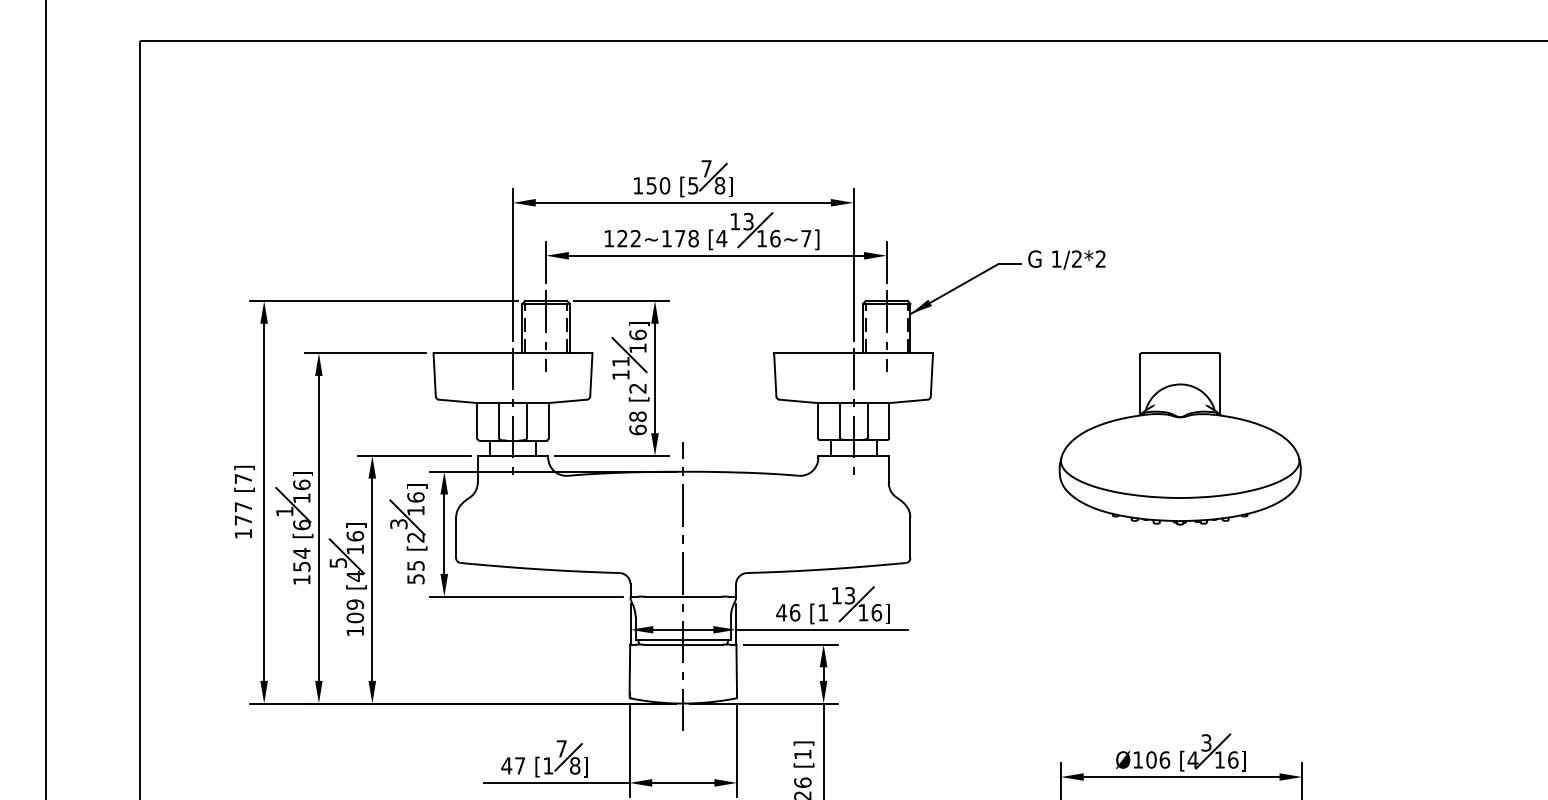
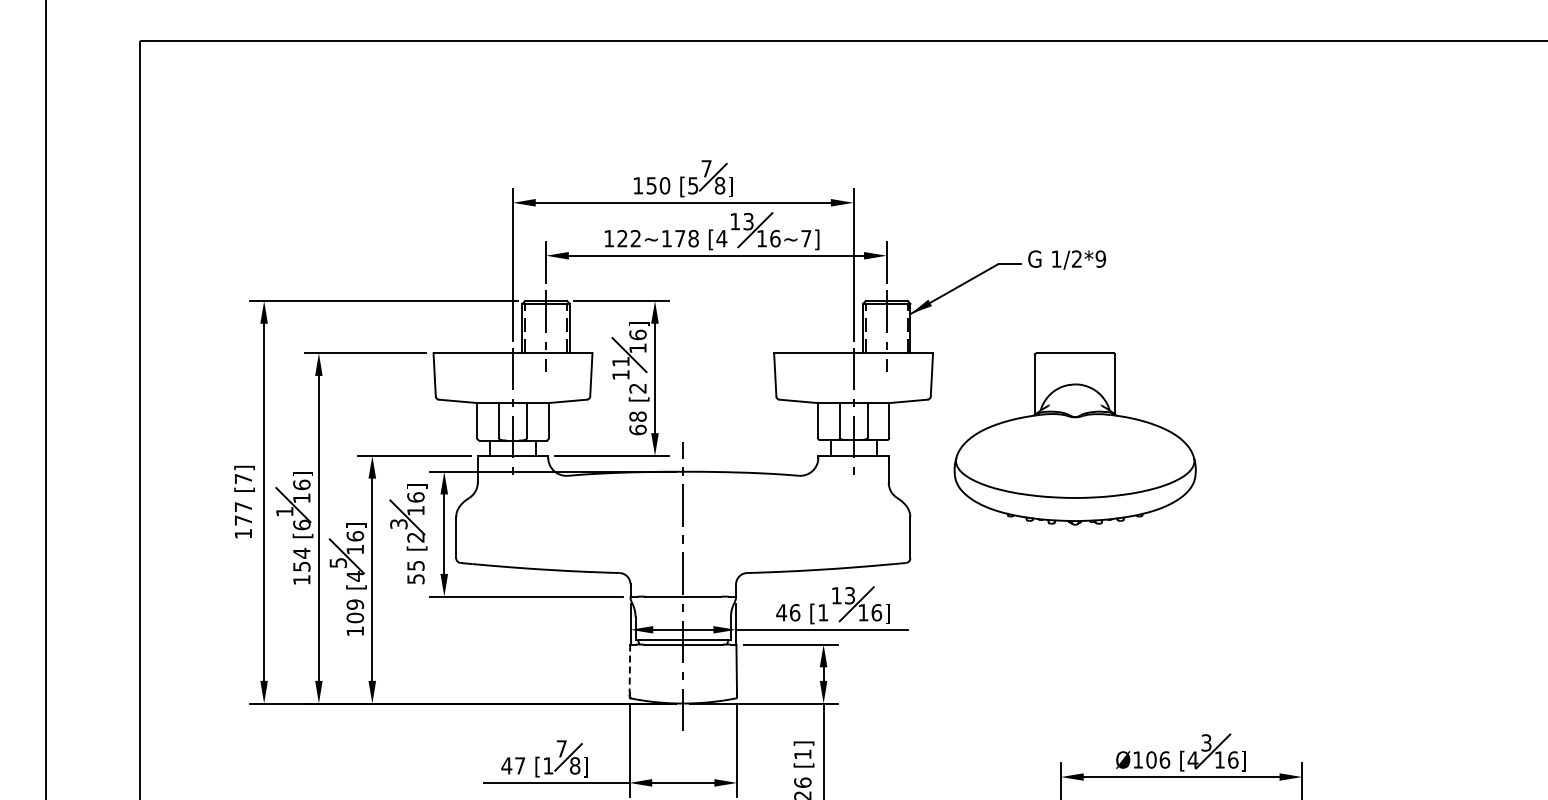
text: 1/2*2 -> 1/2*9 (1100, 258)
part position: (1179, 438) -> (1074, 438) (1074, 438)
line: solid -> dashed (629, 669)
